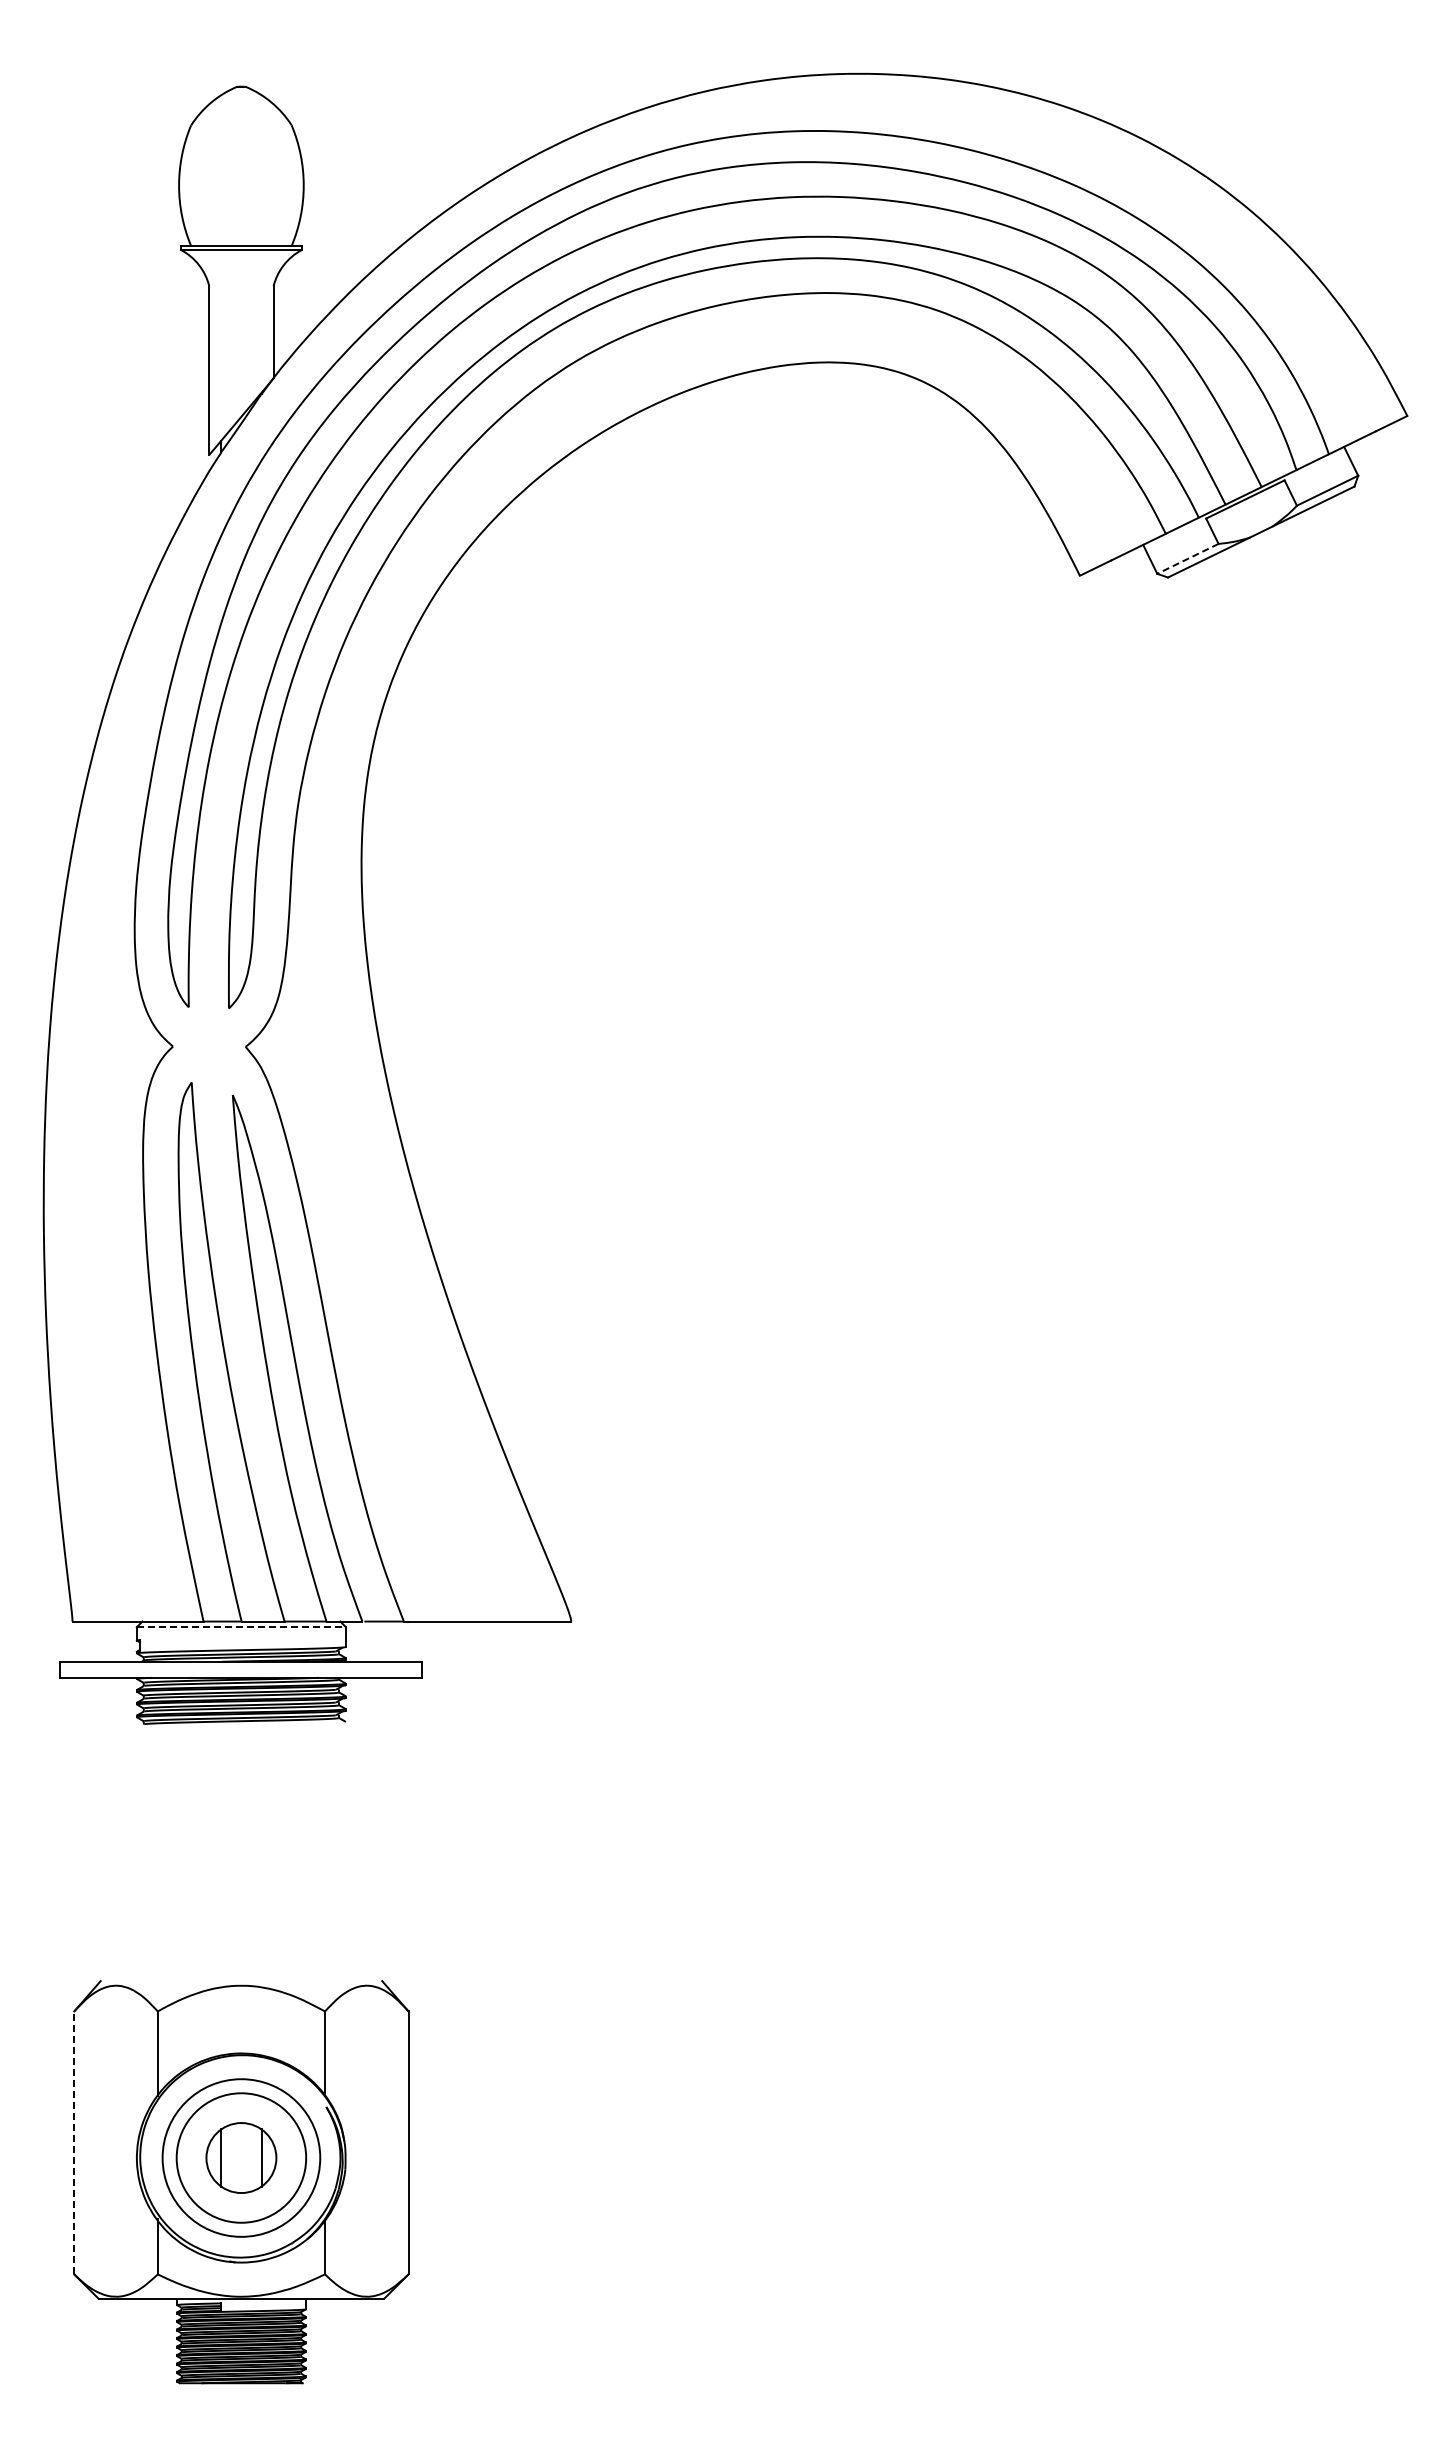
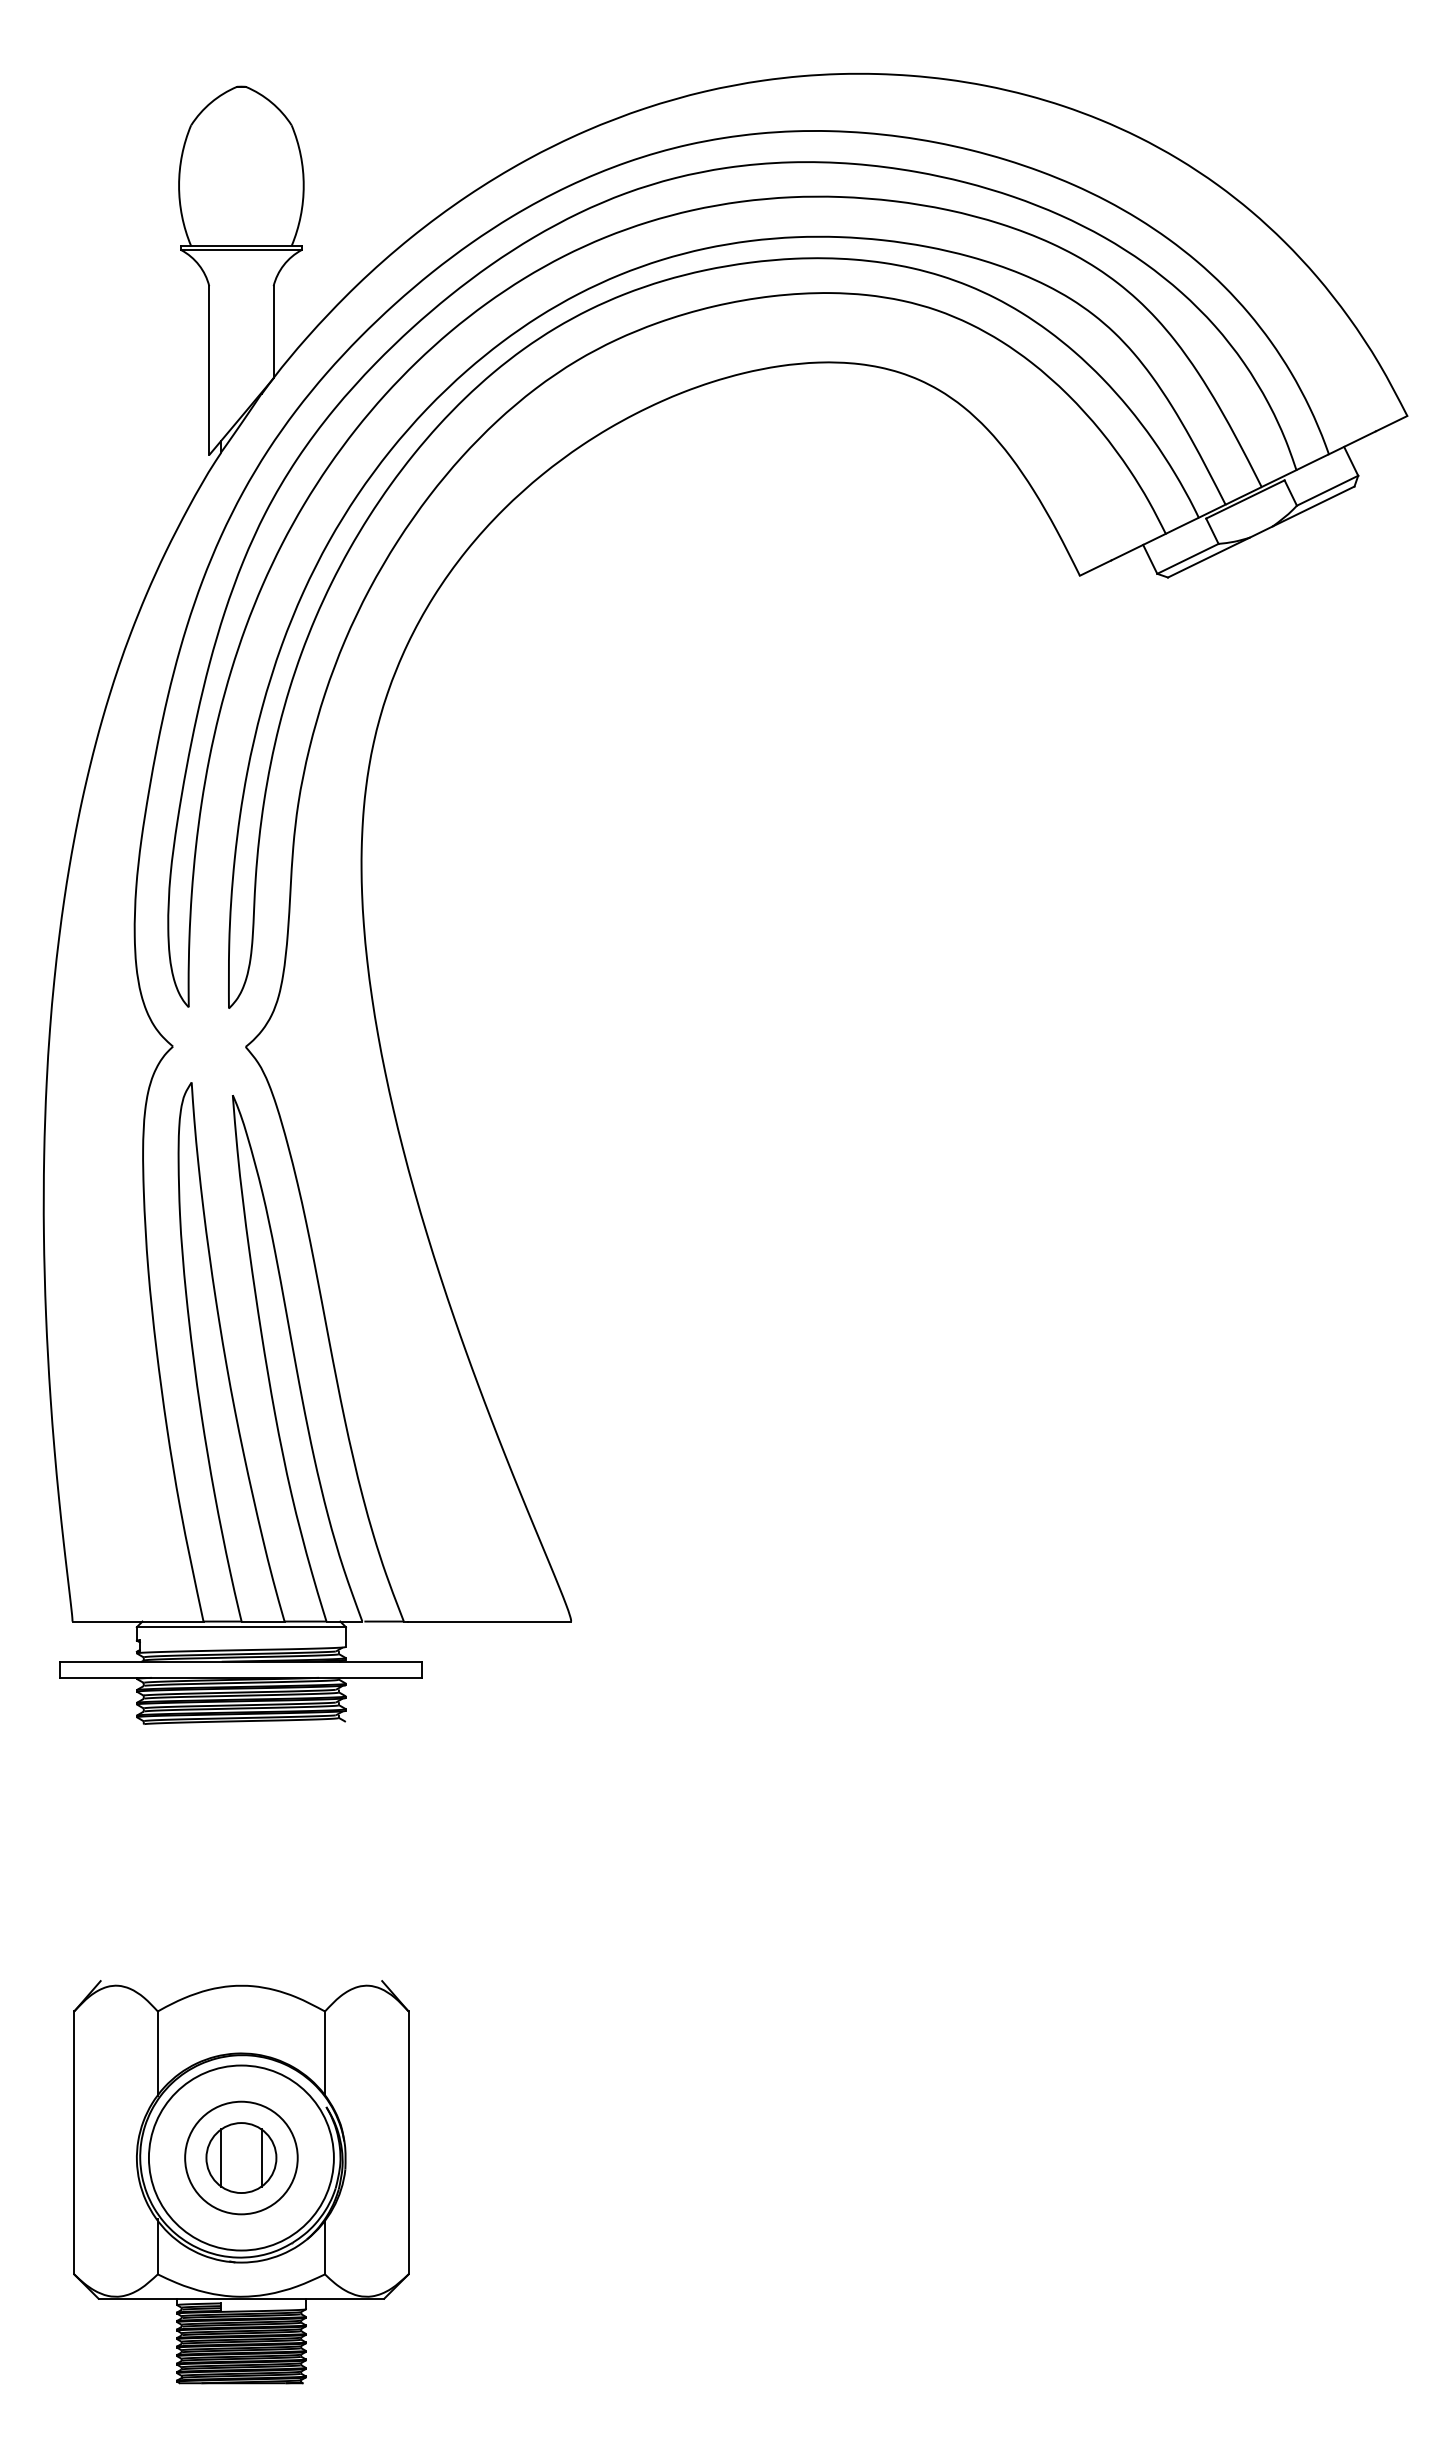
line: dashed -> solid (1187, 559)
line: dashed -> solid (241, 1627)
line: dashed -> solid (74, 2142)
circle diameter: 129 px -> 185 px (240, 2157)
circle diameter: 158 px -> 113 px (241, 2157)
